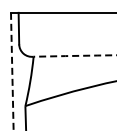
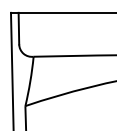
arc: dashed -> solid (75, 55)
line: dashed -> solid (12, 71)
